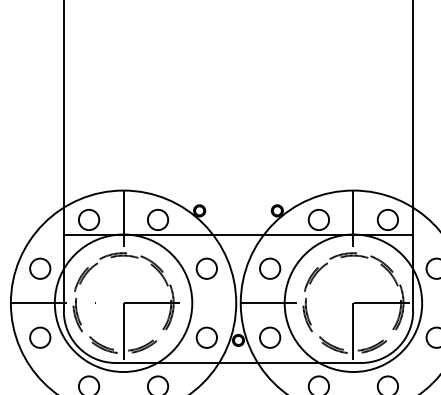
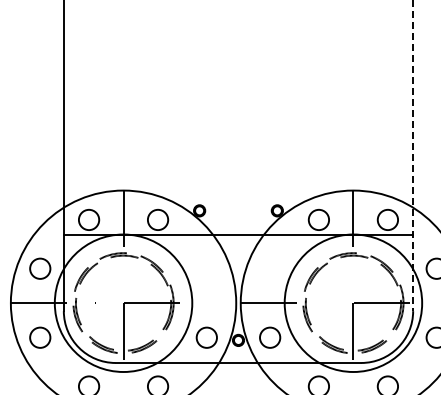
line: solid -> dashed (413, 156)
circle: present -> none (206, 268)
circle: present -> none (270, 268)
